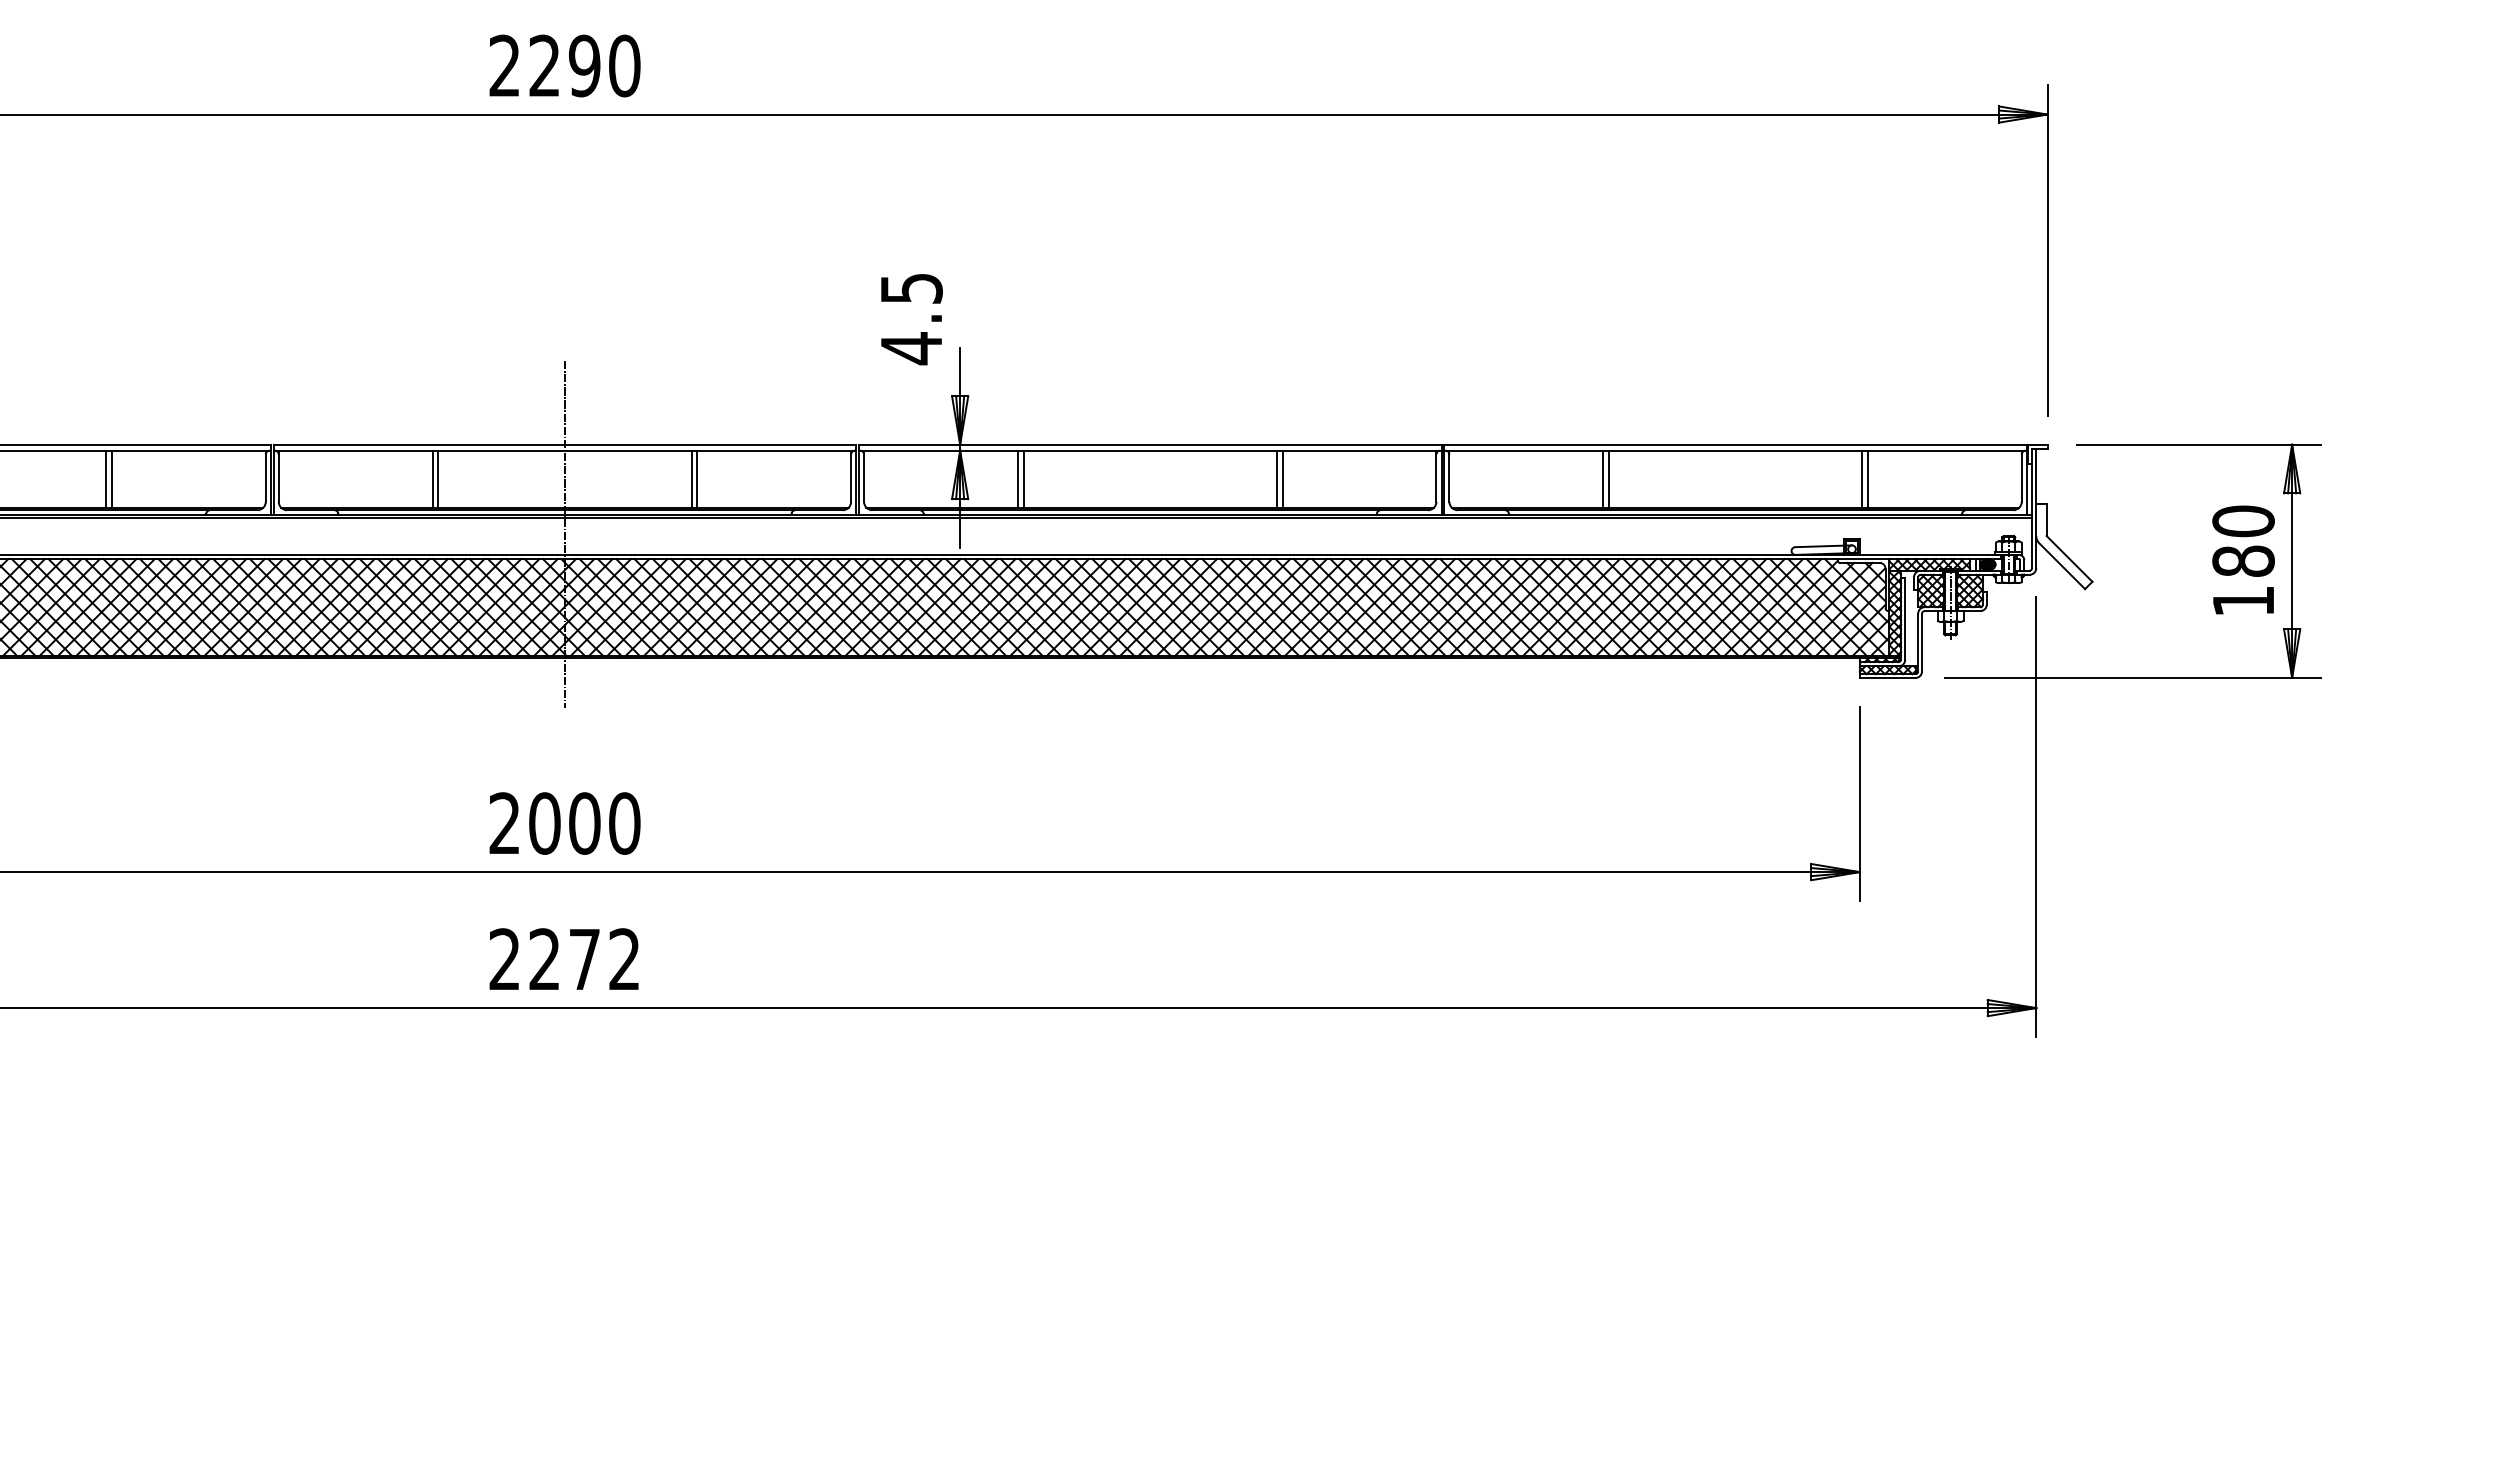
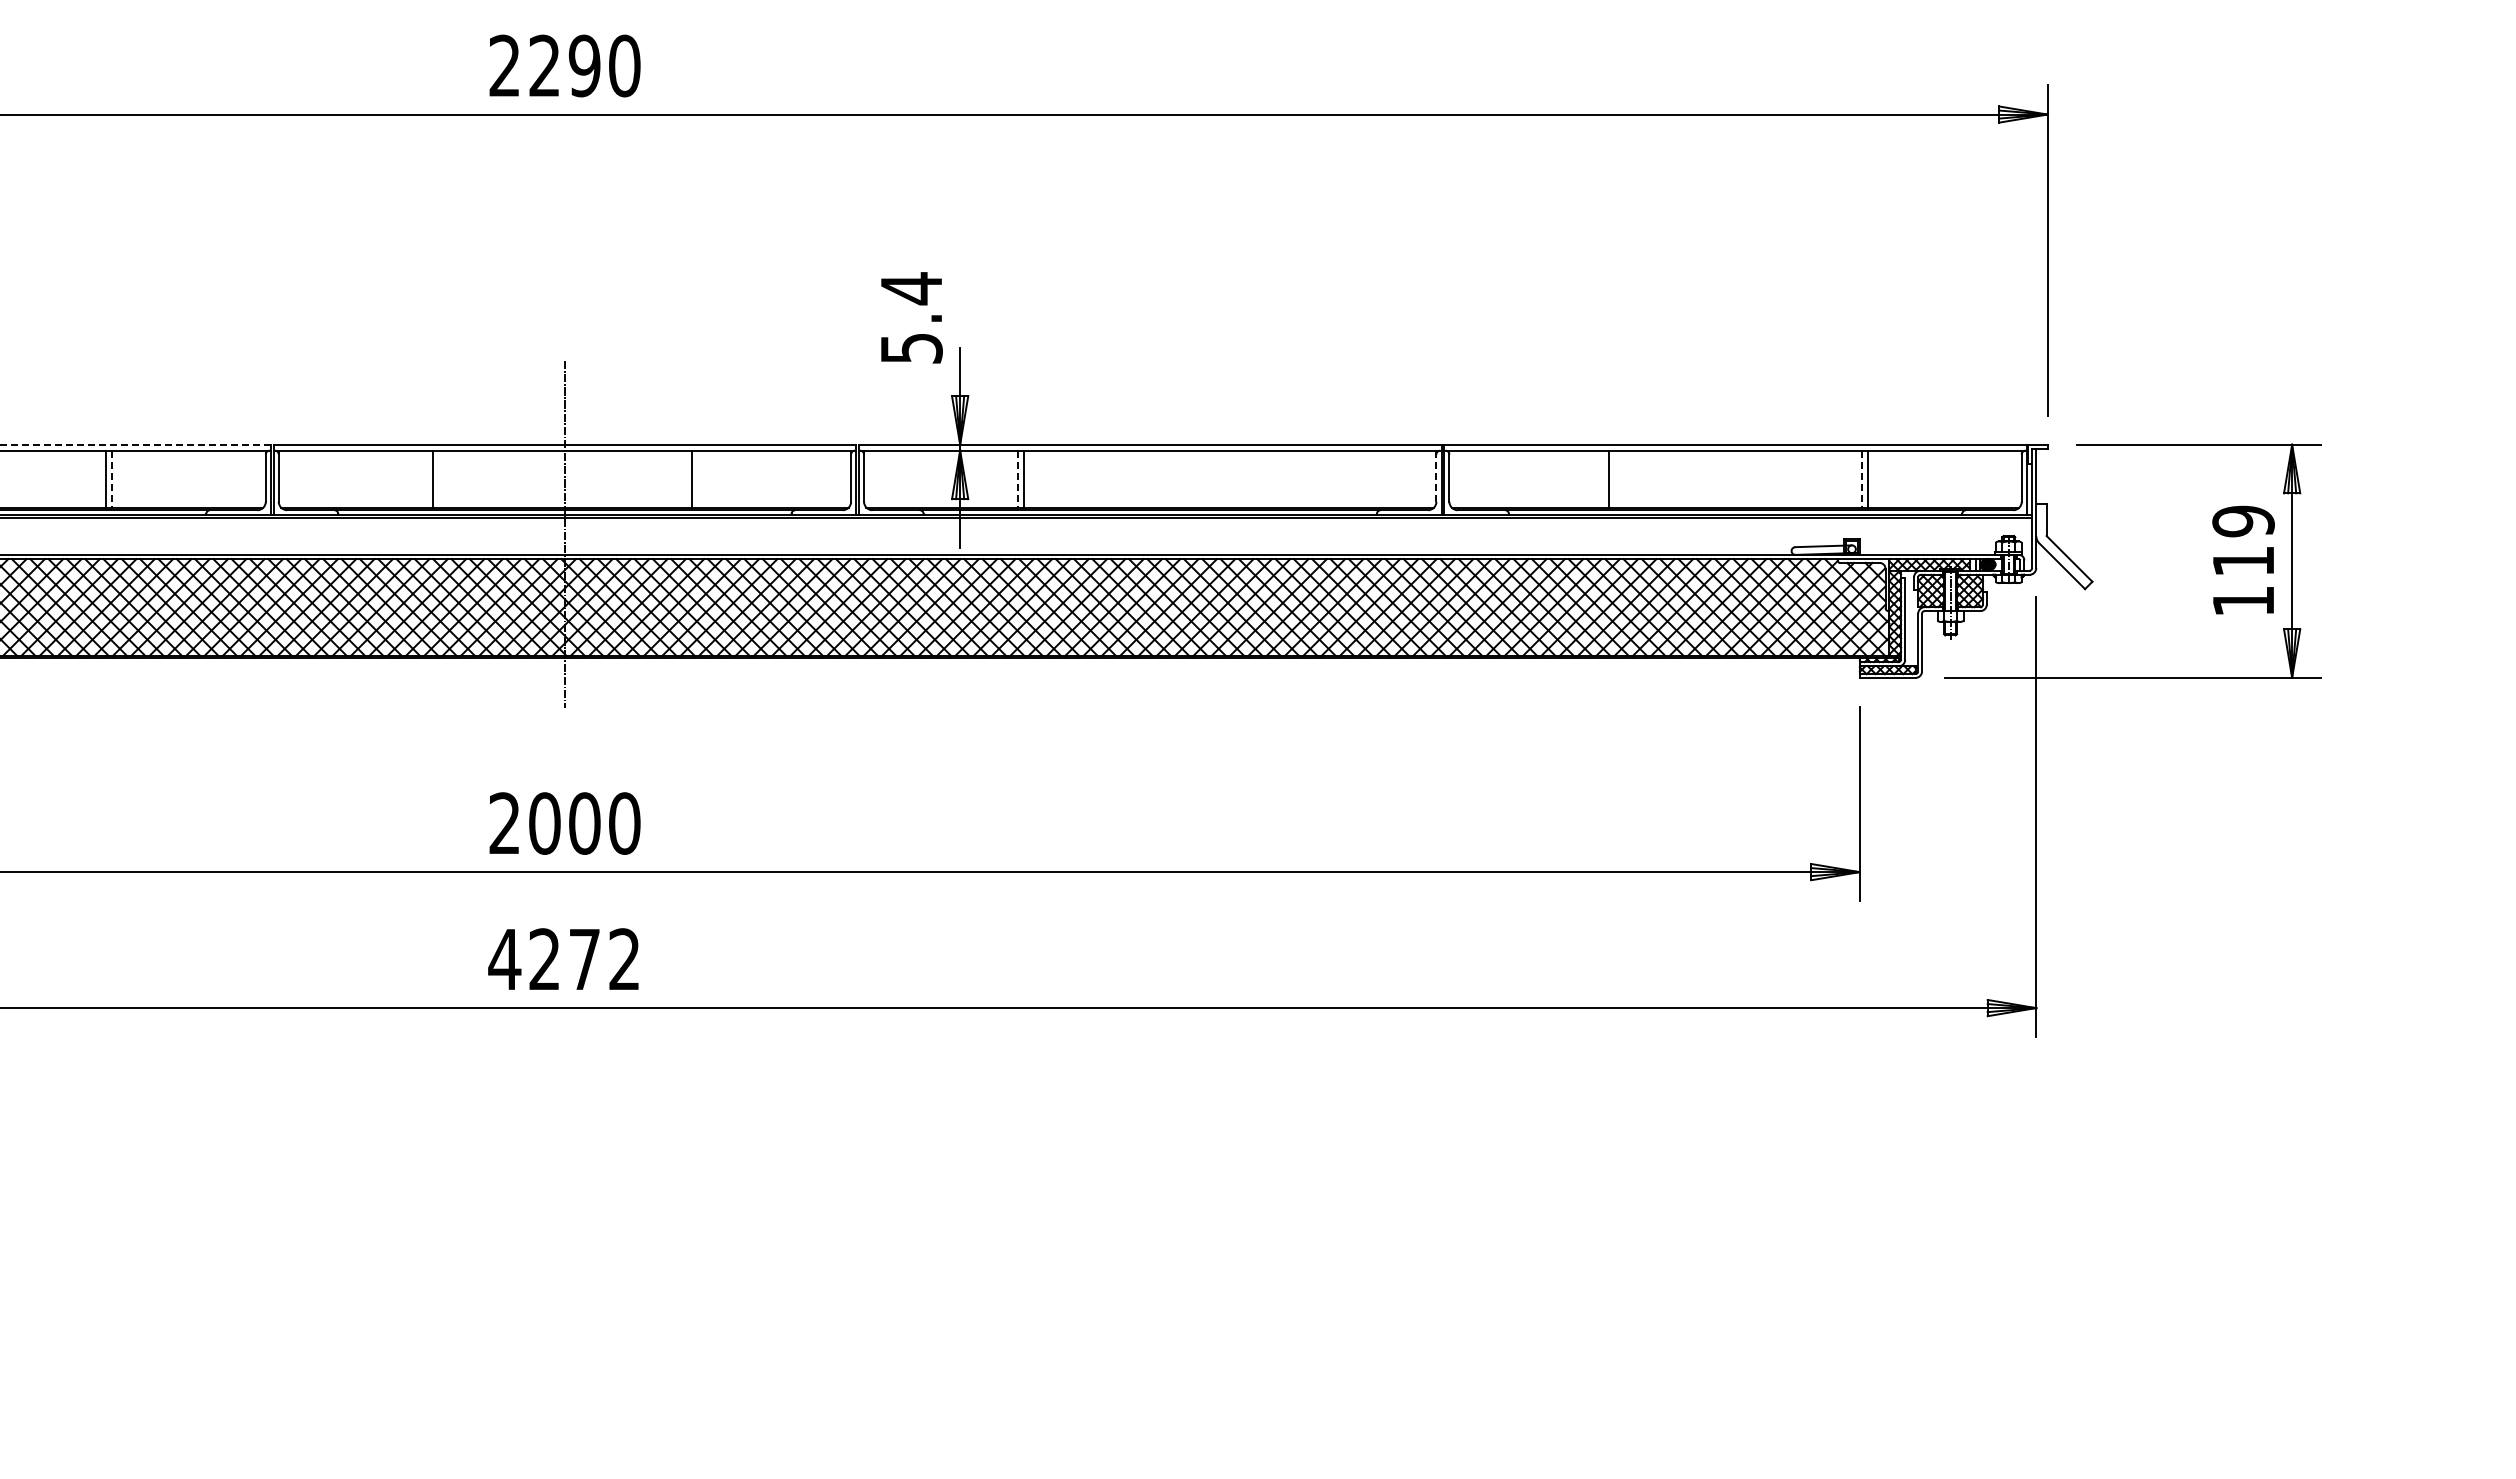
text: 4.5 -> 5.4 (911, 318)
line: solid -> dashed (135, 444)
line: solid -> dashed (1436, 476)
line: present -> none (438, 478)
line: present -> none (697, 478)
line: present -> none (1276, 478)
line: present -> none (1282, 478)
line: present -> none (1603, 478)
line: solid -> dashed (112, 479)
line: solid -> dashed (1017, 479)
line: solid -> dashed (1862, 479)
text: 180 -> 119 (2243, 540)
text: 2272 -> 4272 (504, 958)
